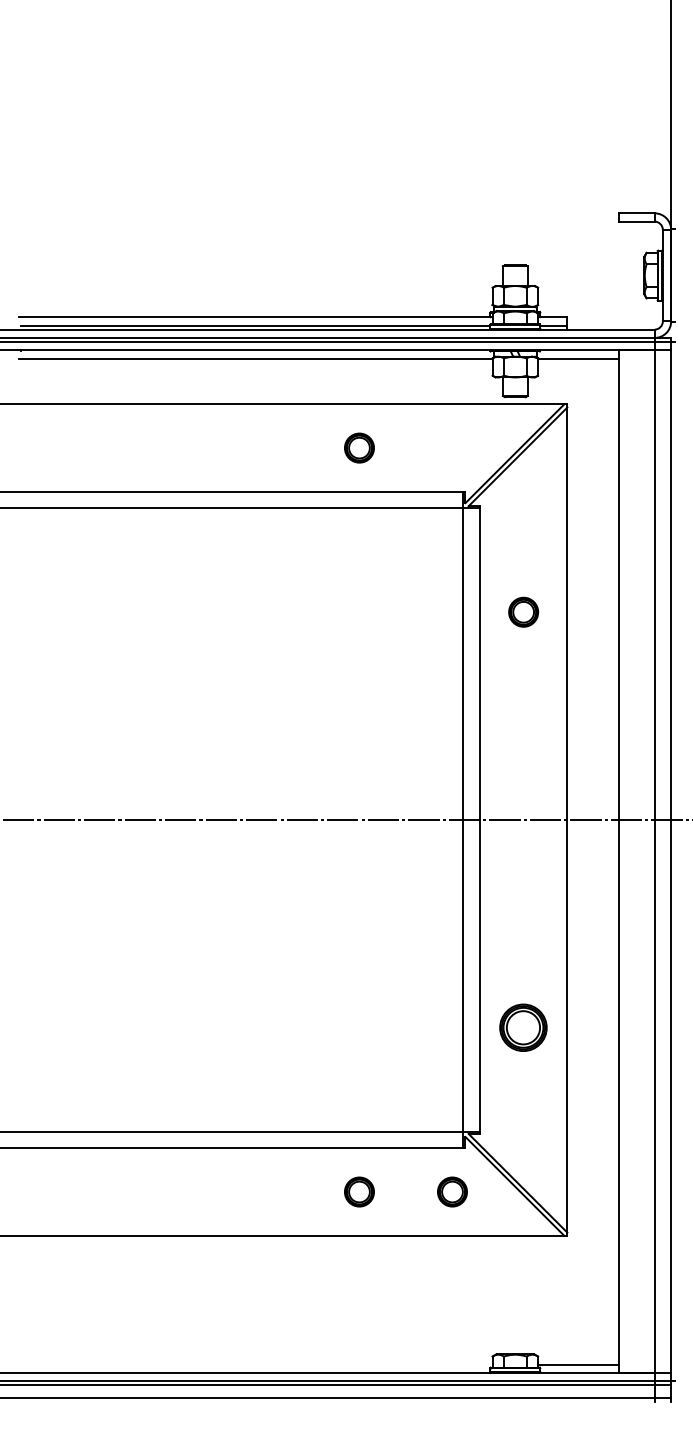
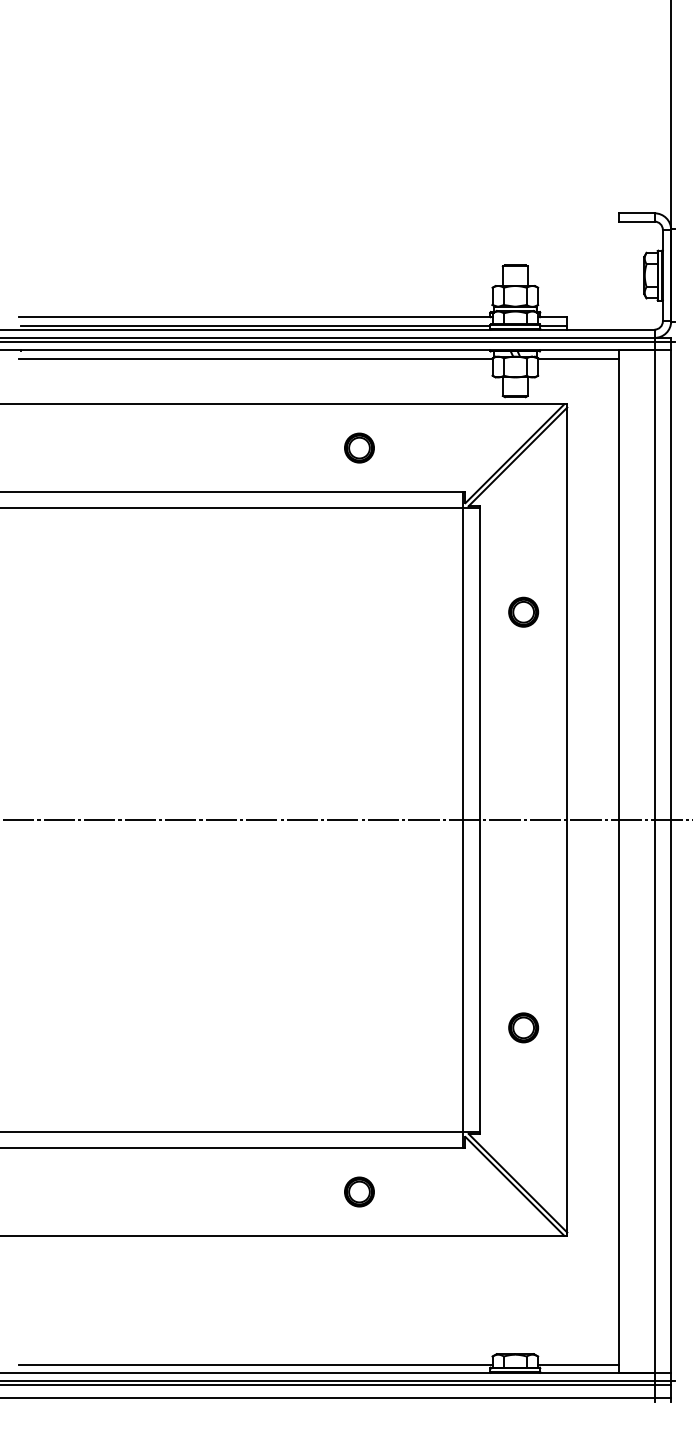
part size: 49x49 px -> 32x32 px (523, 1027)
part: present -> none (452, 1191)
line: none -> present (255, 1364)
